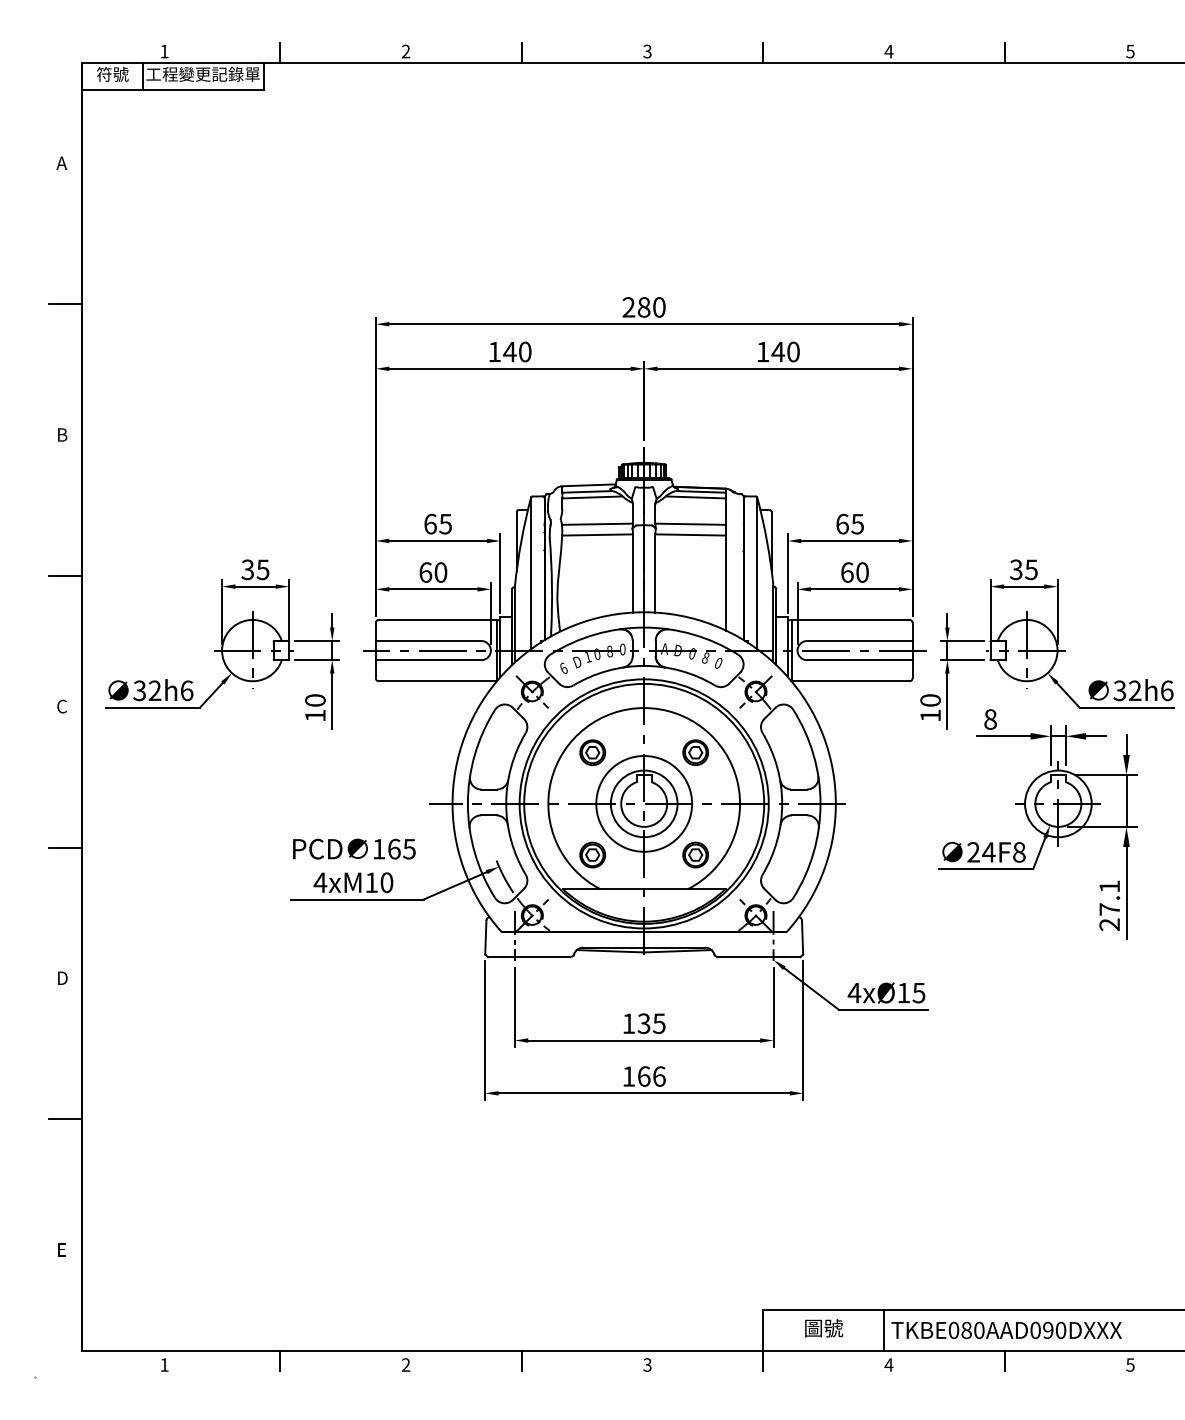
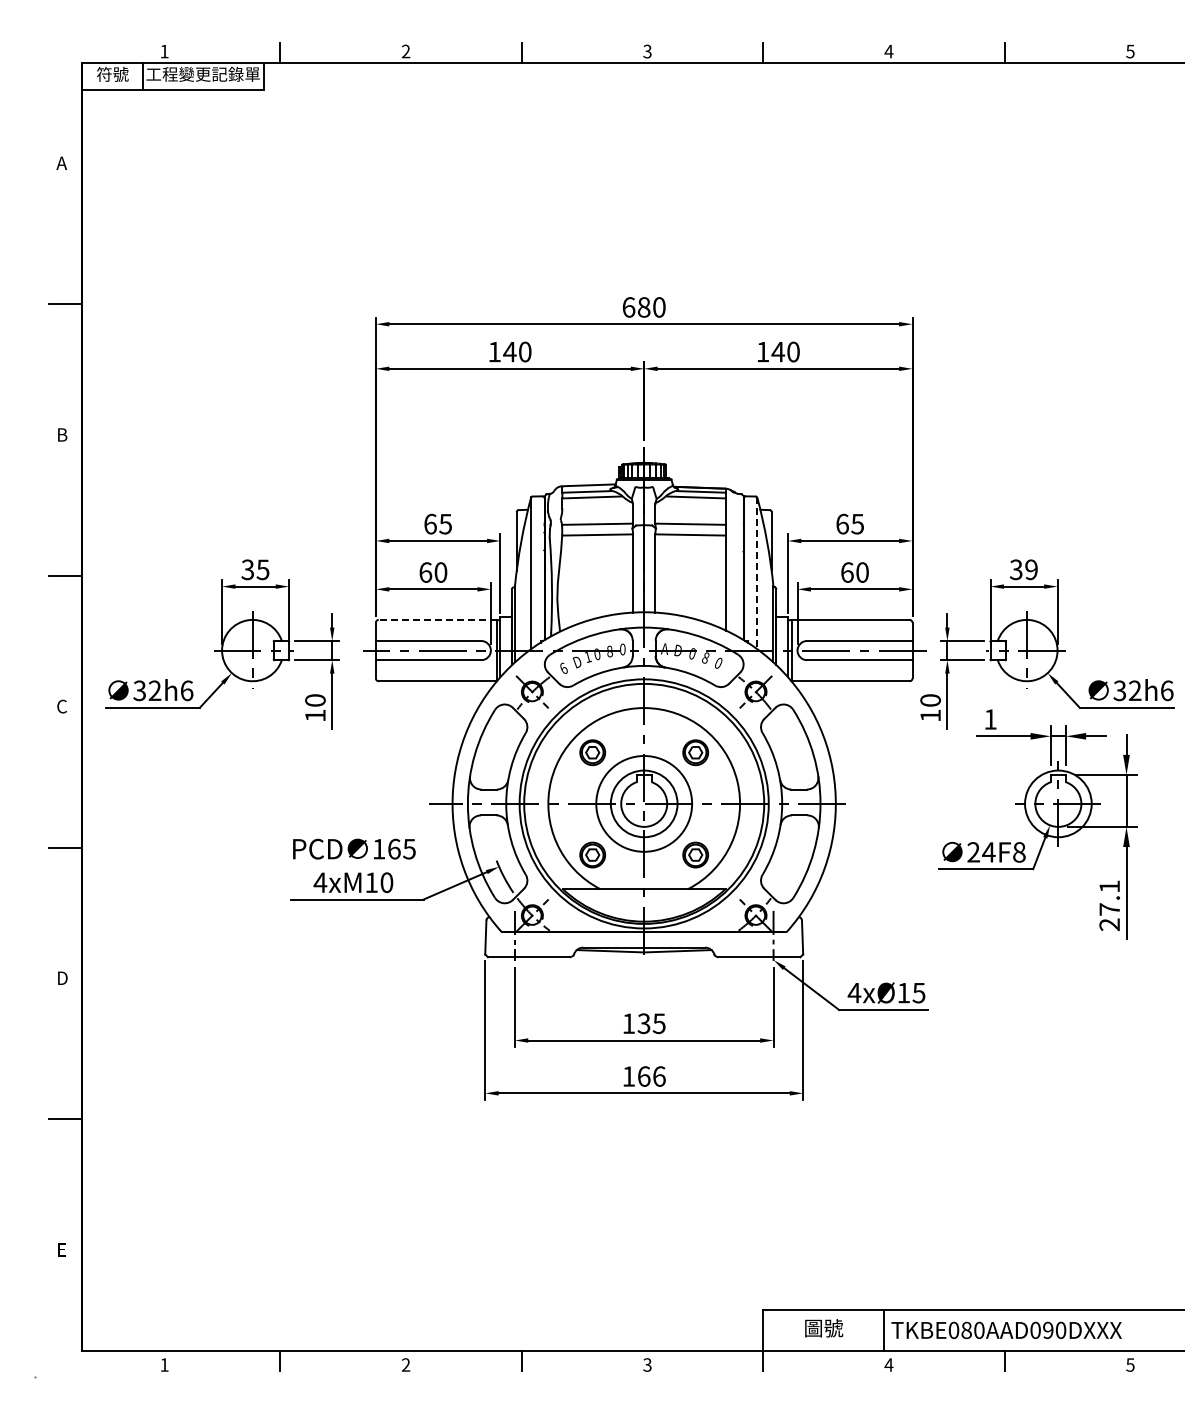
text: 280 -> 680 (628, 307)
text: 35 -> 39 (1031, 569)
line: solid -> dashed (757, 573)
line: solid -> dashed (437, 619)
text: 8 -> 1 (990, 719)
